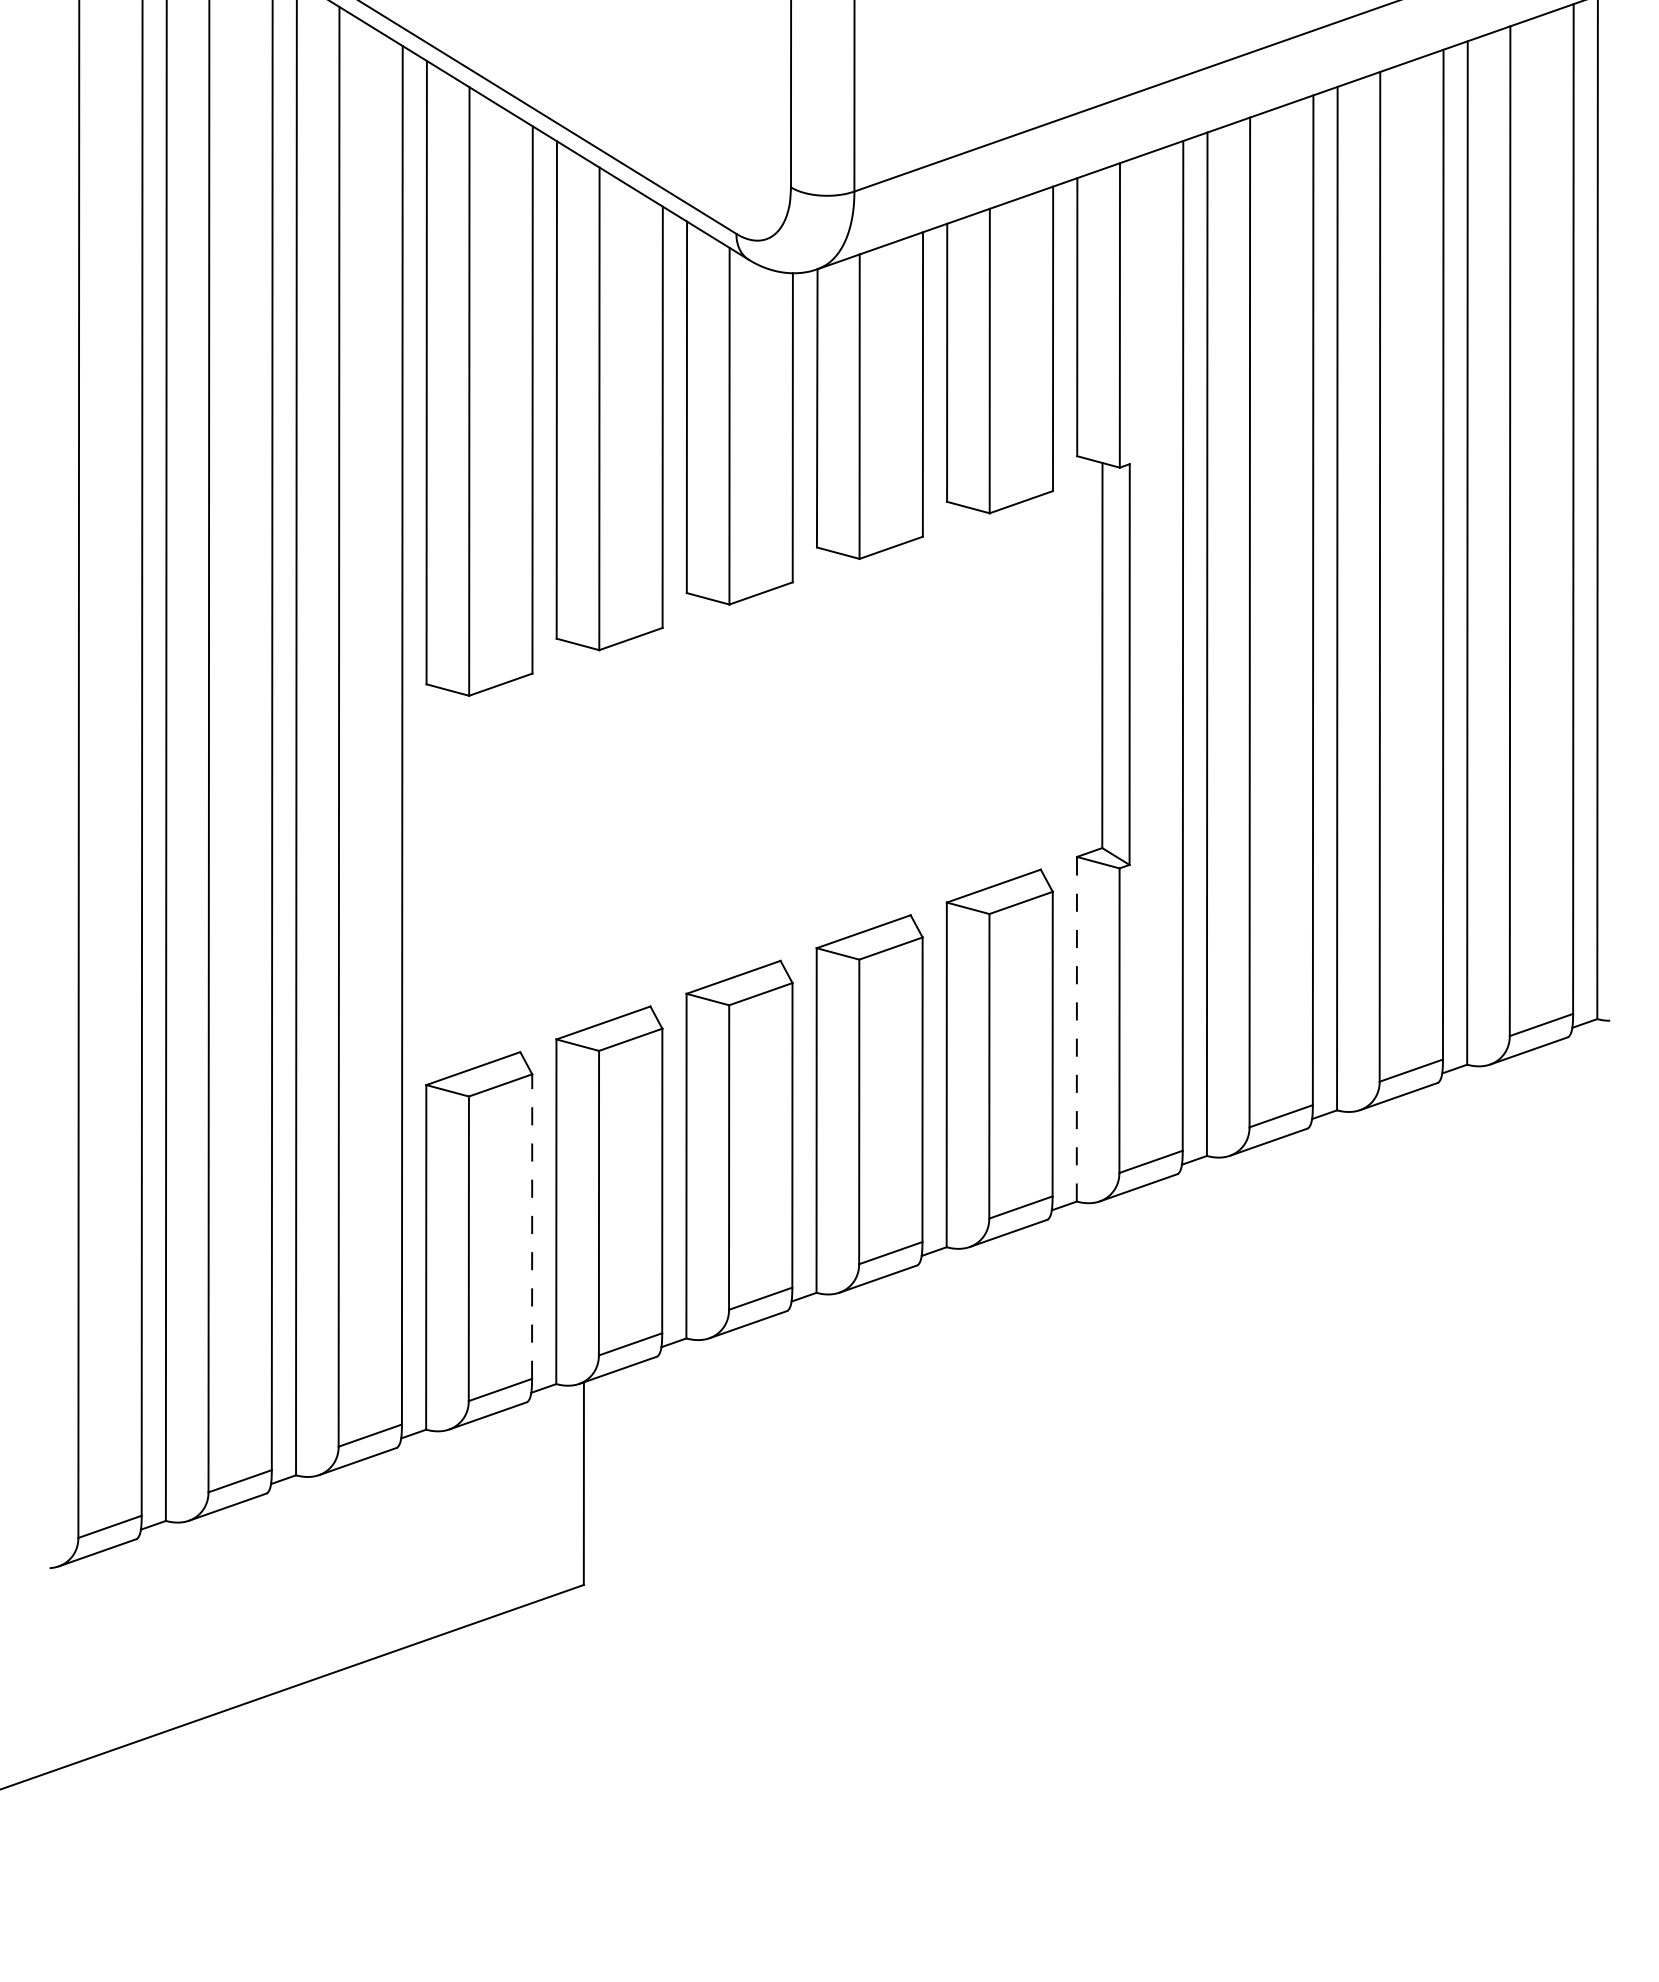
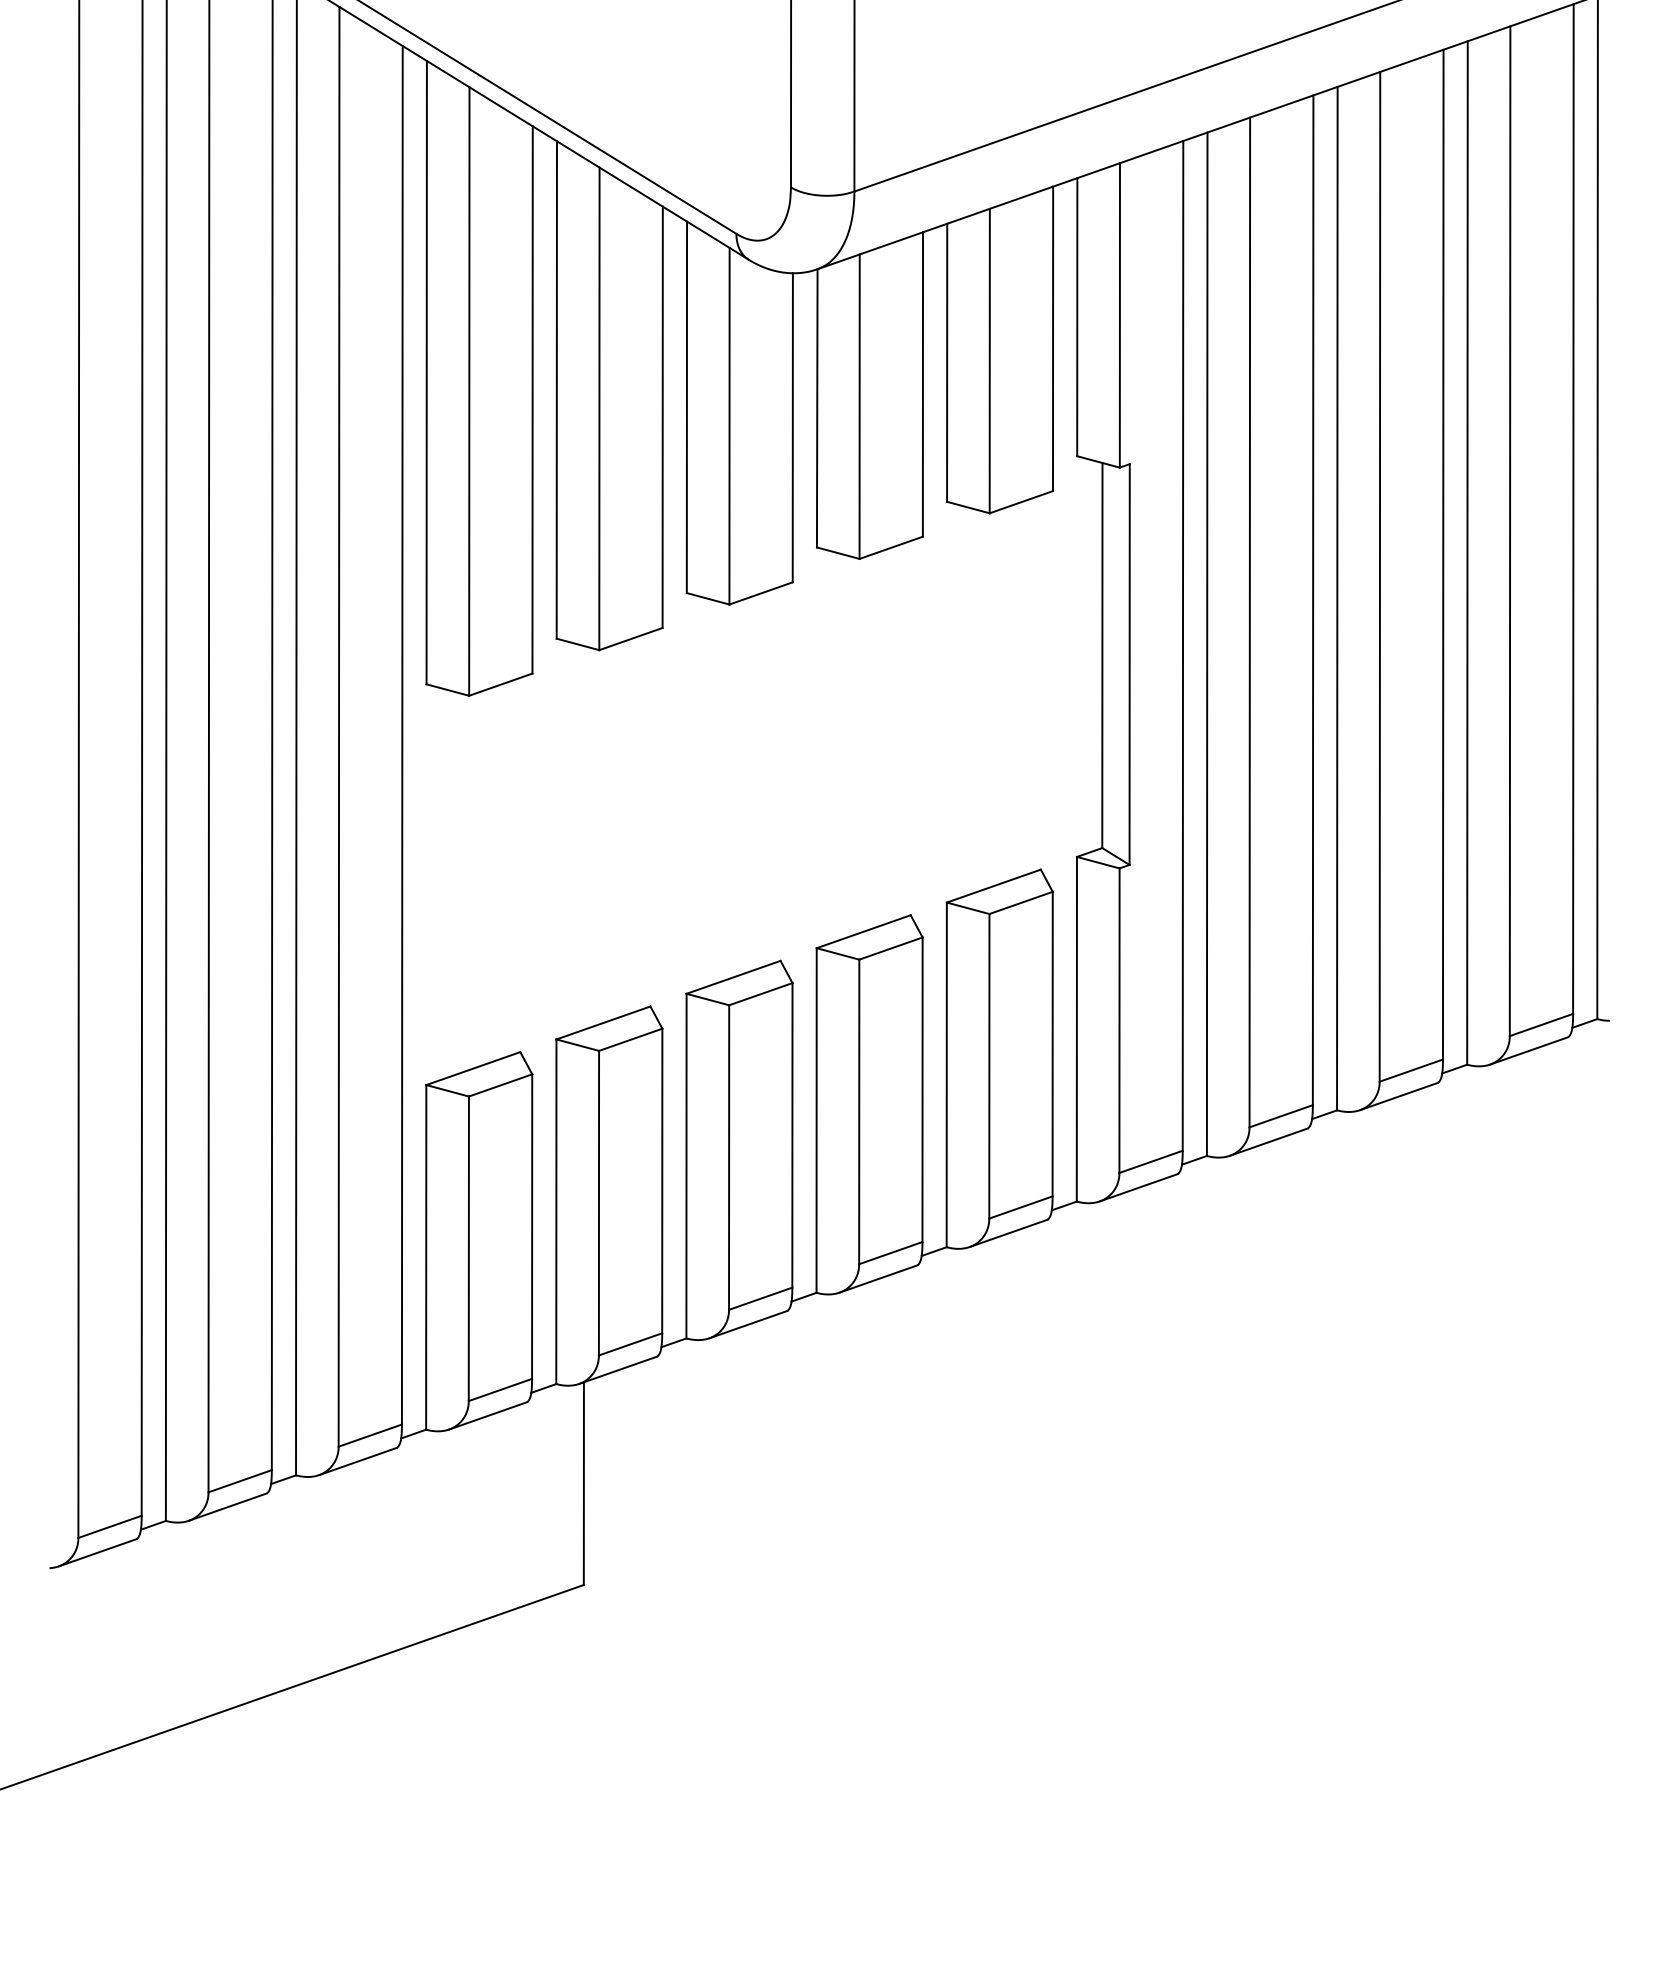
line: dashed -> solid (1076, 1028)
line: dashed -> solid (532, 1226)
